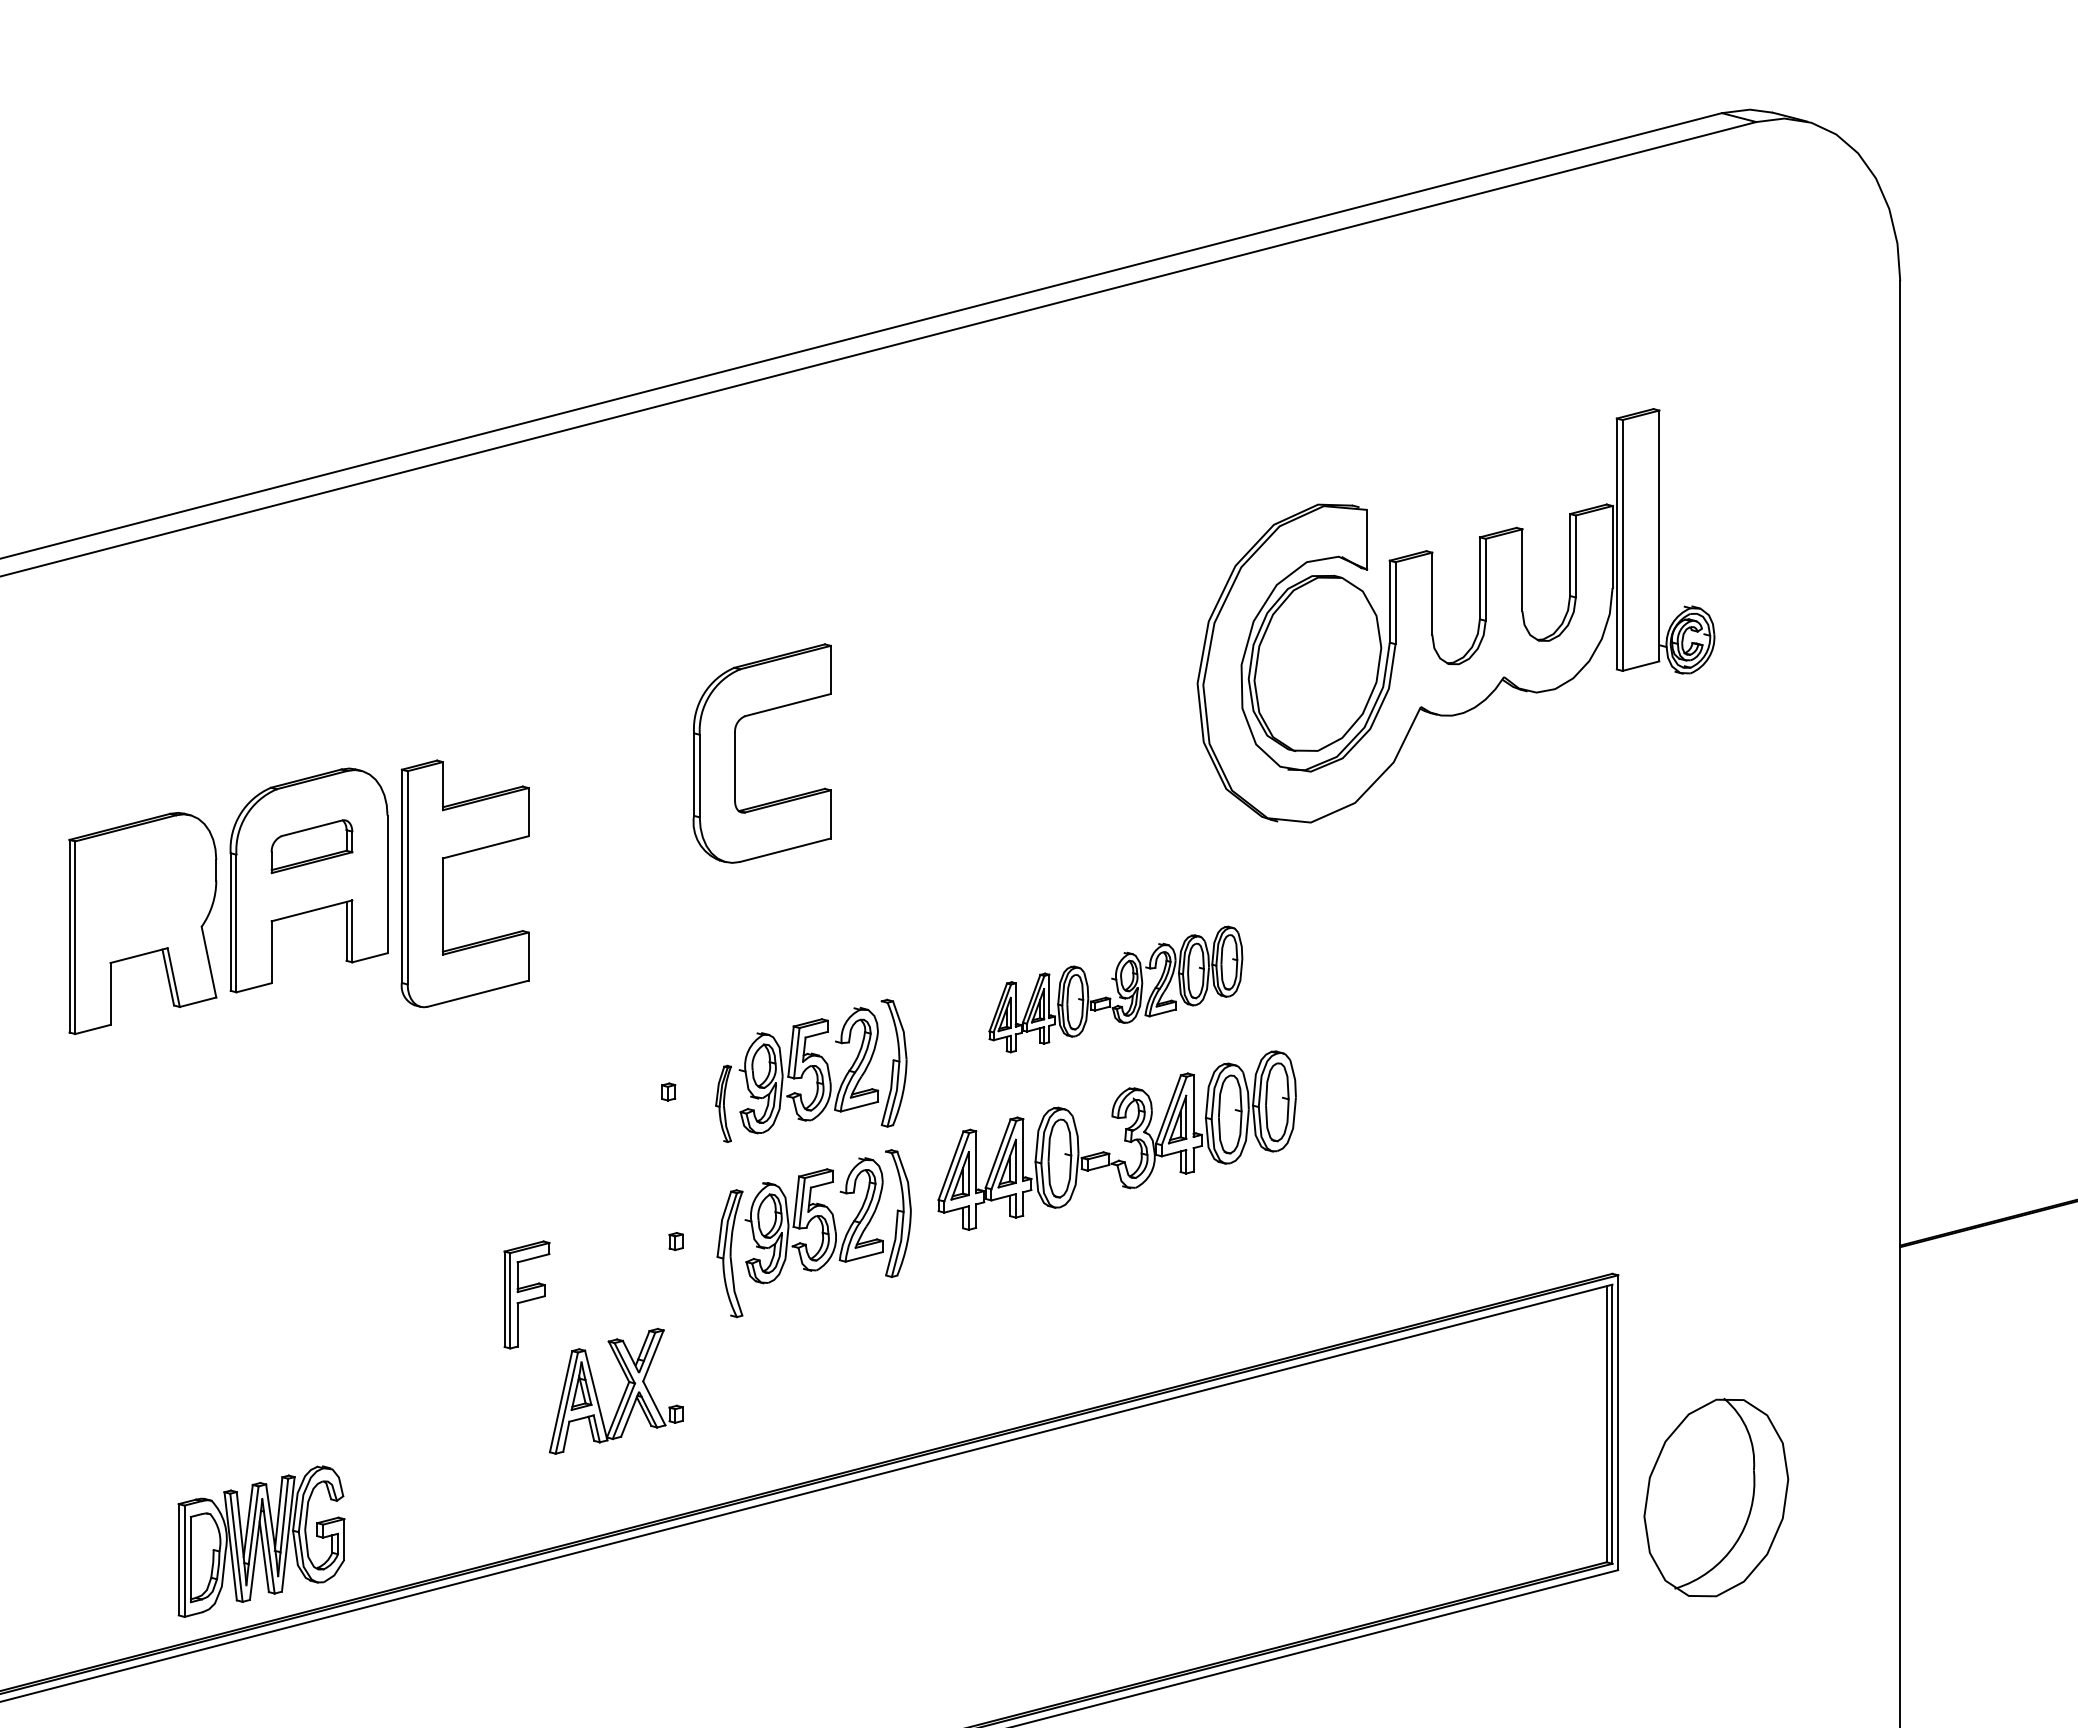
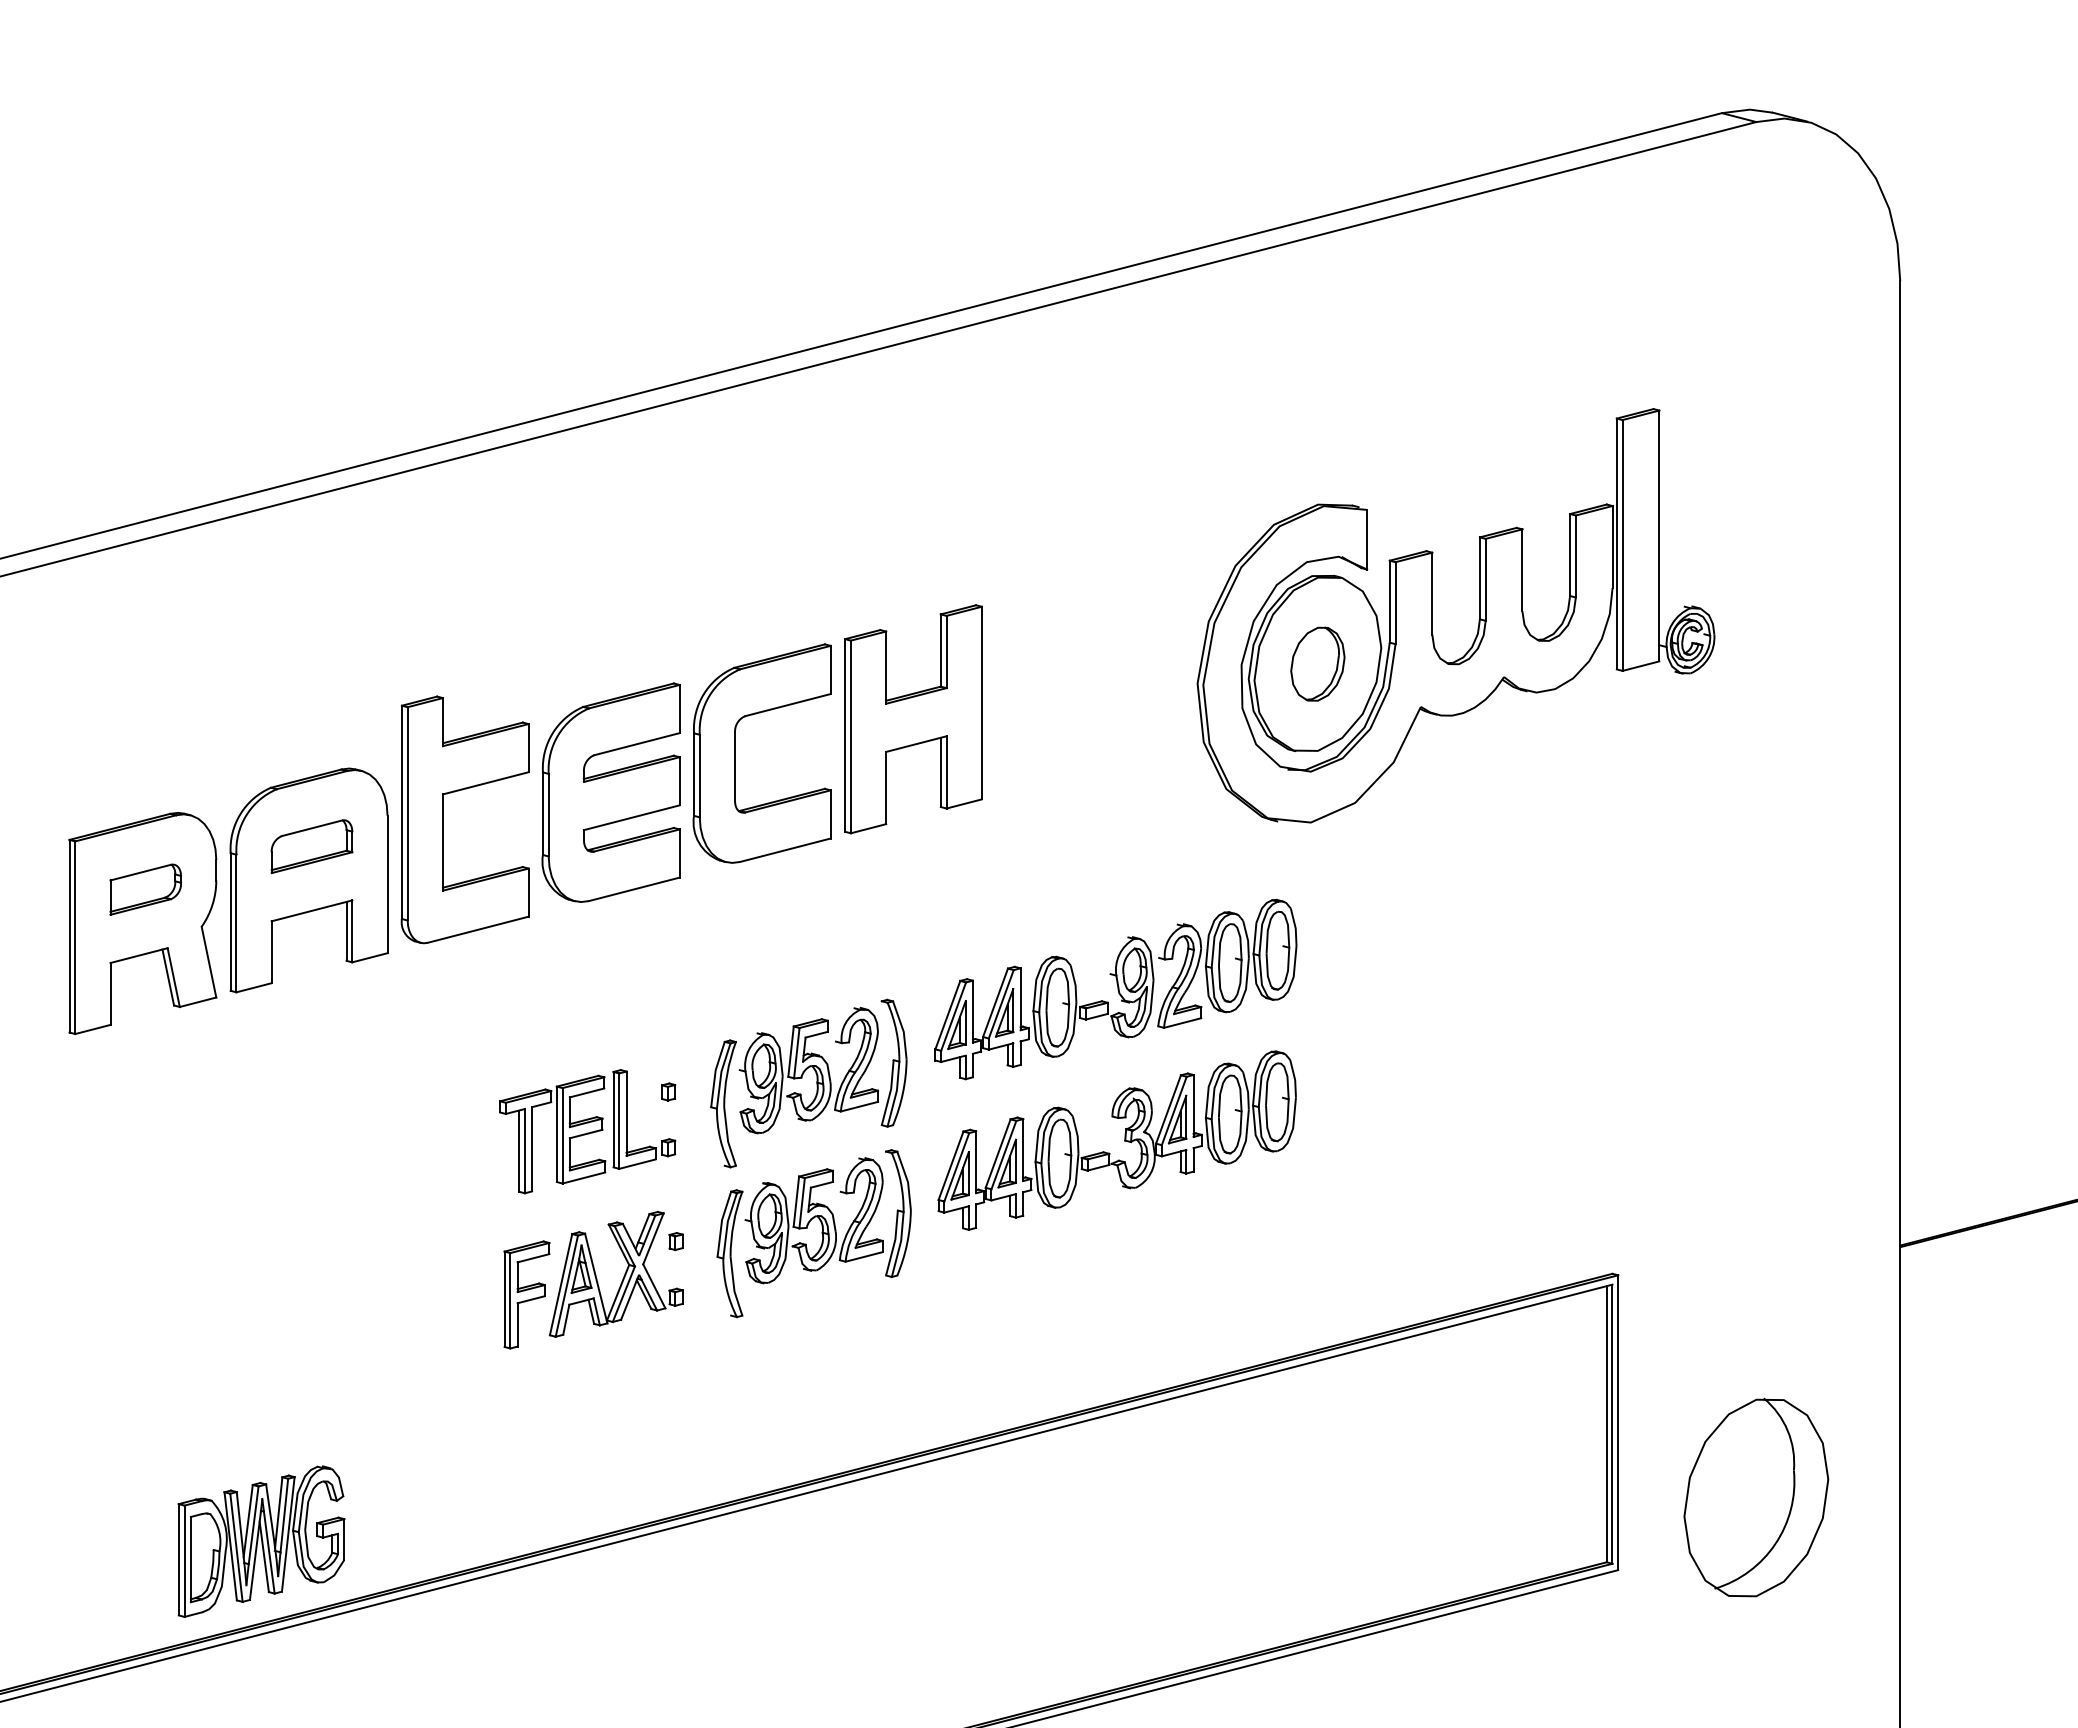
part: none -> present (1317, 663)
part: none -> present (913, 719)
part: none -> present (610, 792)
part position: (443, 883) -> (443, 819) (443, 819)
part: none -> present (145, 889)
part size: 256x129 px -> 364x183 px (1115, 989)
part size: 17x79 px -> 27x130 px (723, 1103)
part: none -> present (587, 1131)
part position: (623, 1393) -> (623, 1276) (623, 1276)
part position: (1716, 1497) -> (1756, 1497) (1756, 1497)
